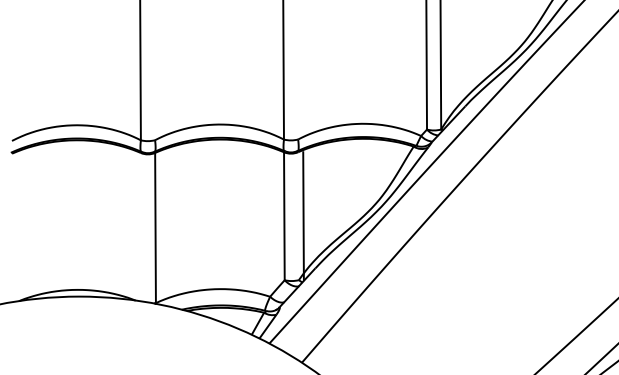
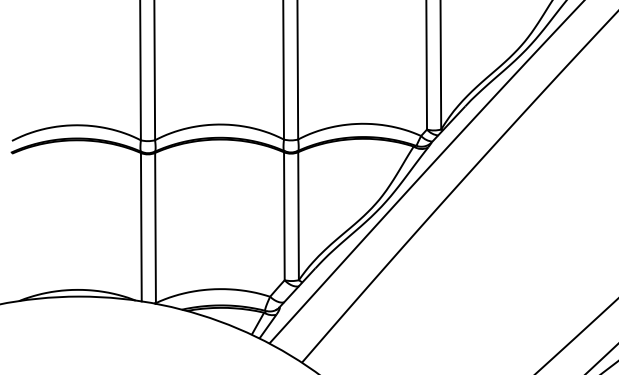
line: none -> present (297, 70)
line: none -> present (154, 71)
line position: (303, 216) -> (298, 216) (298, 216)
line: none -> present (140, 227)
